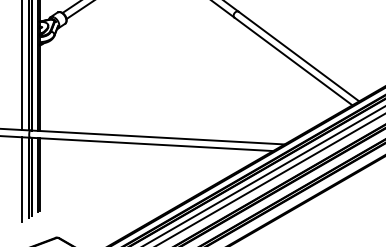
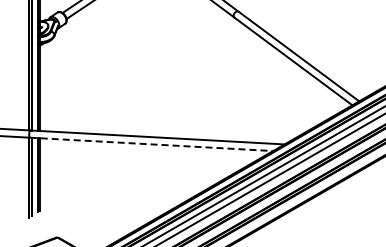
line: present -> none (22, 66)
line: solid -> dashed (151, 144)
line: present -> none (22, 179)
